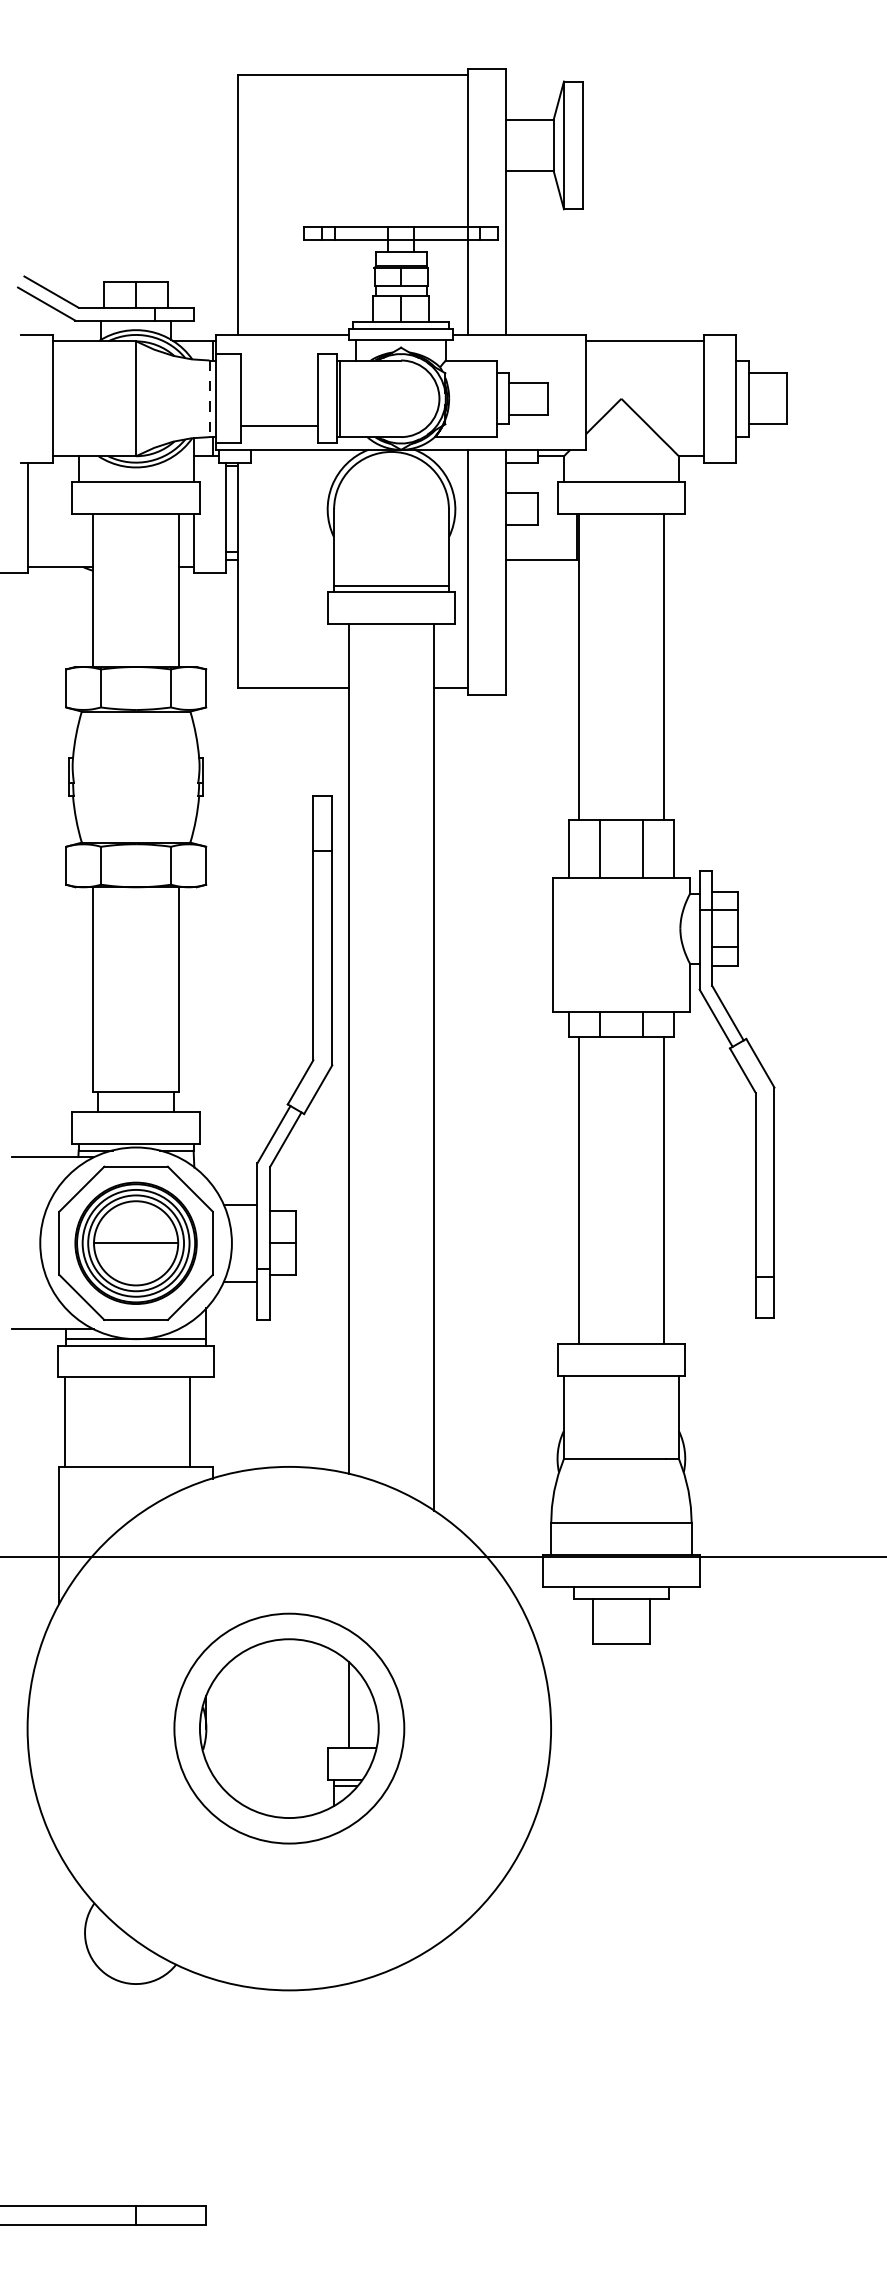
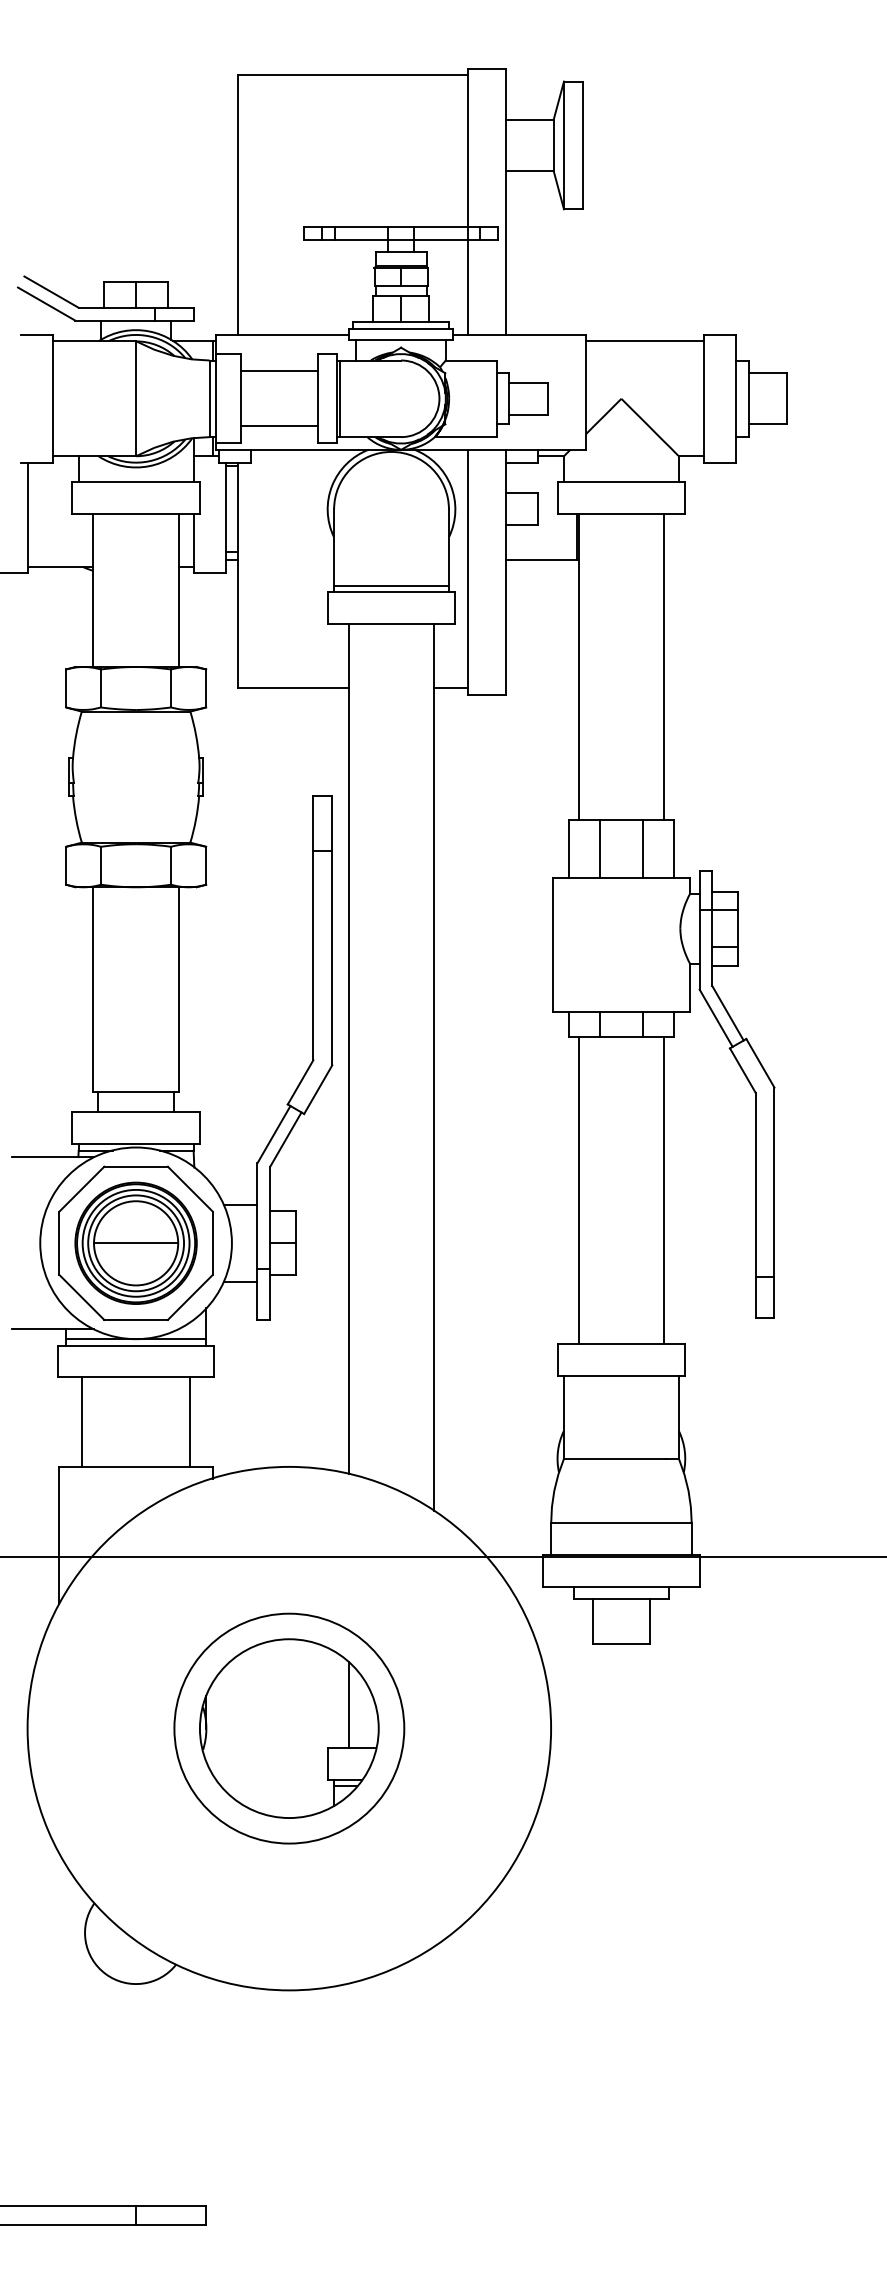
line: none -> present (279, 371)
line: dashed -> solid (209, 399)
line position: (65, 1421) -> (82, 1421) (82, 1421)
